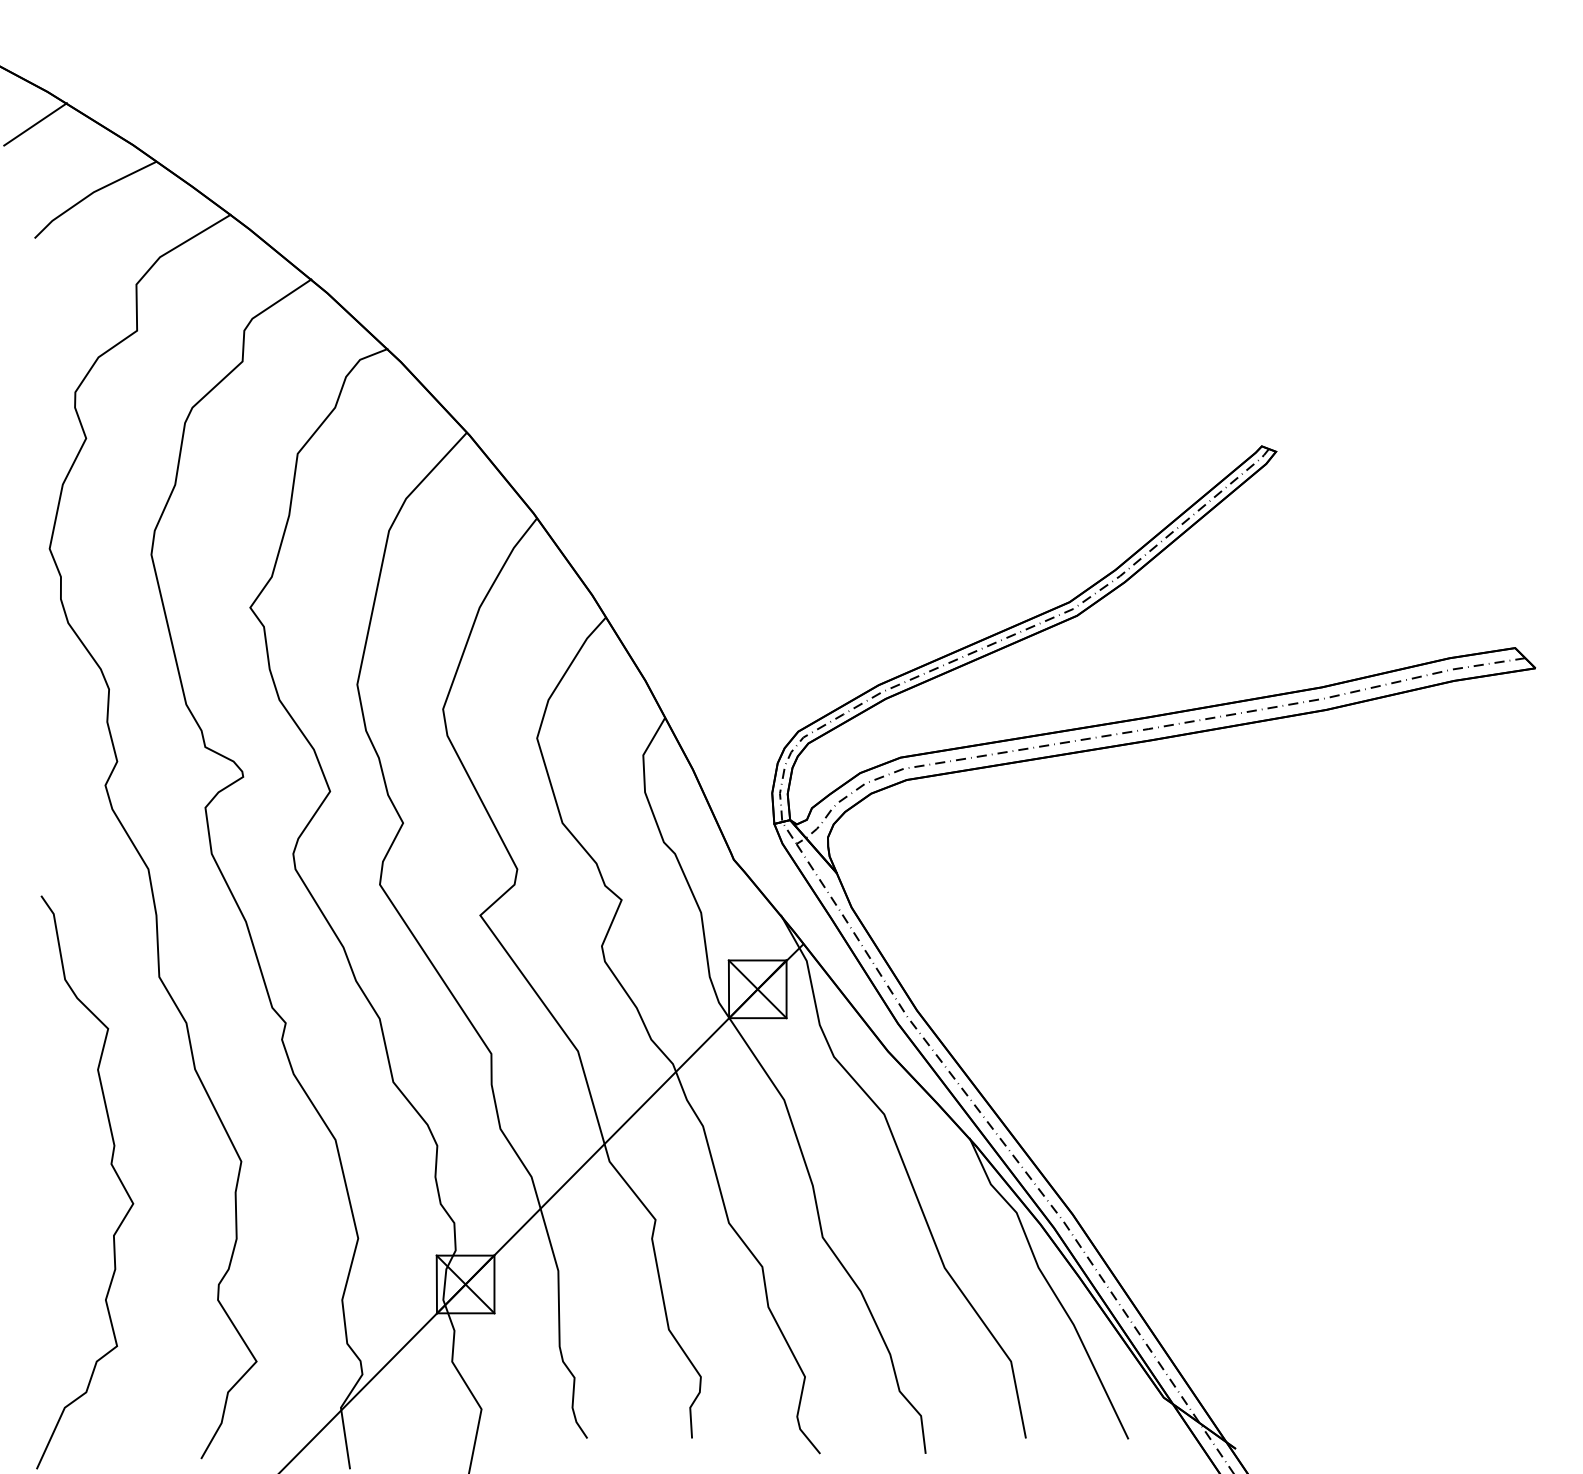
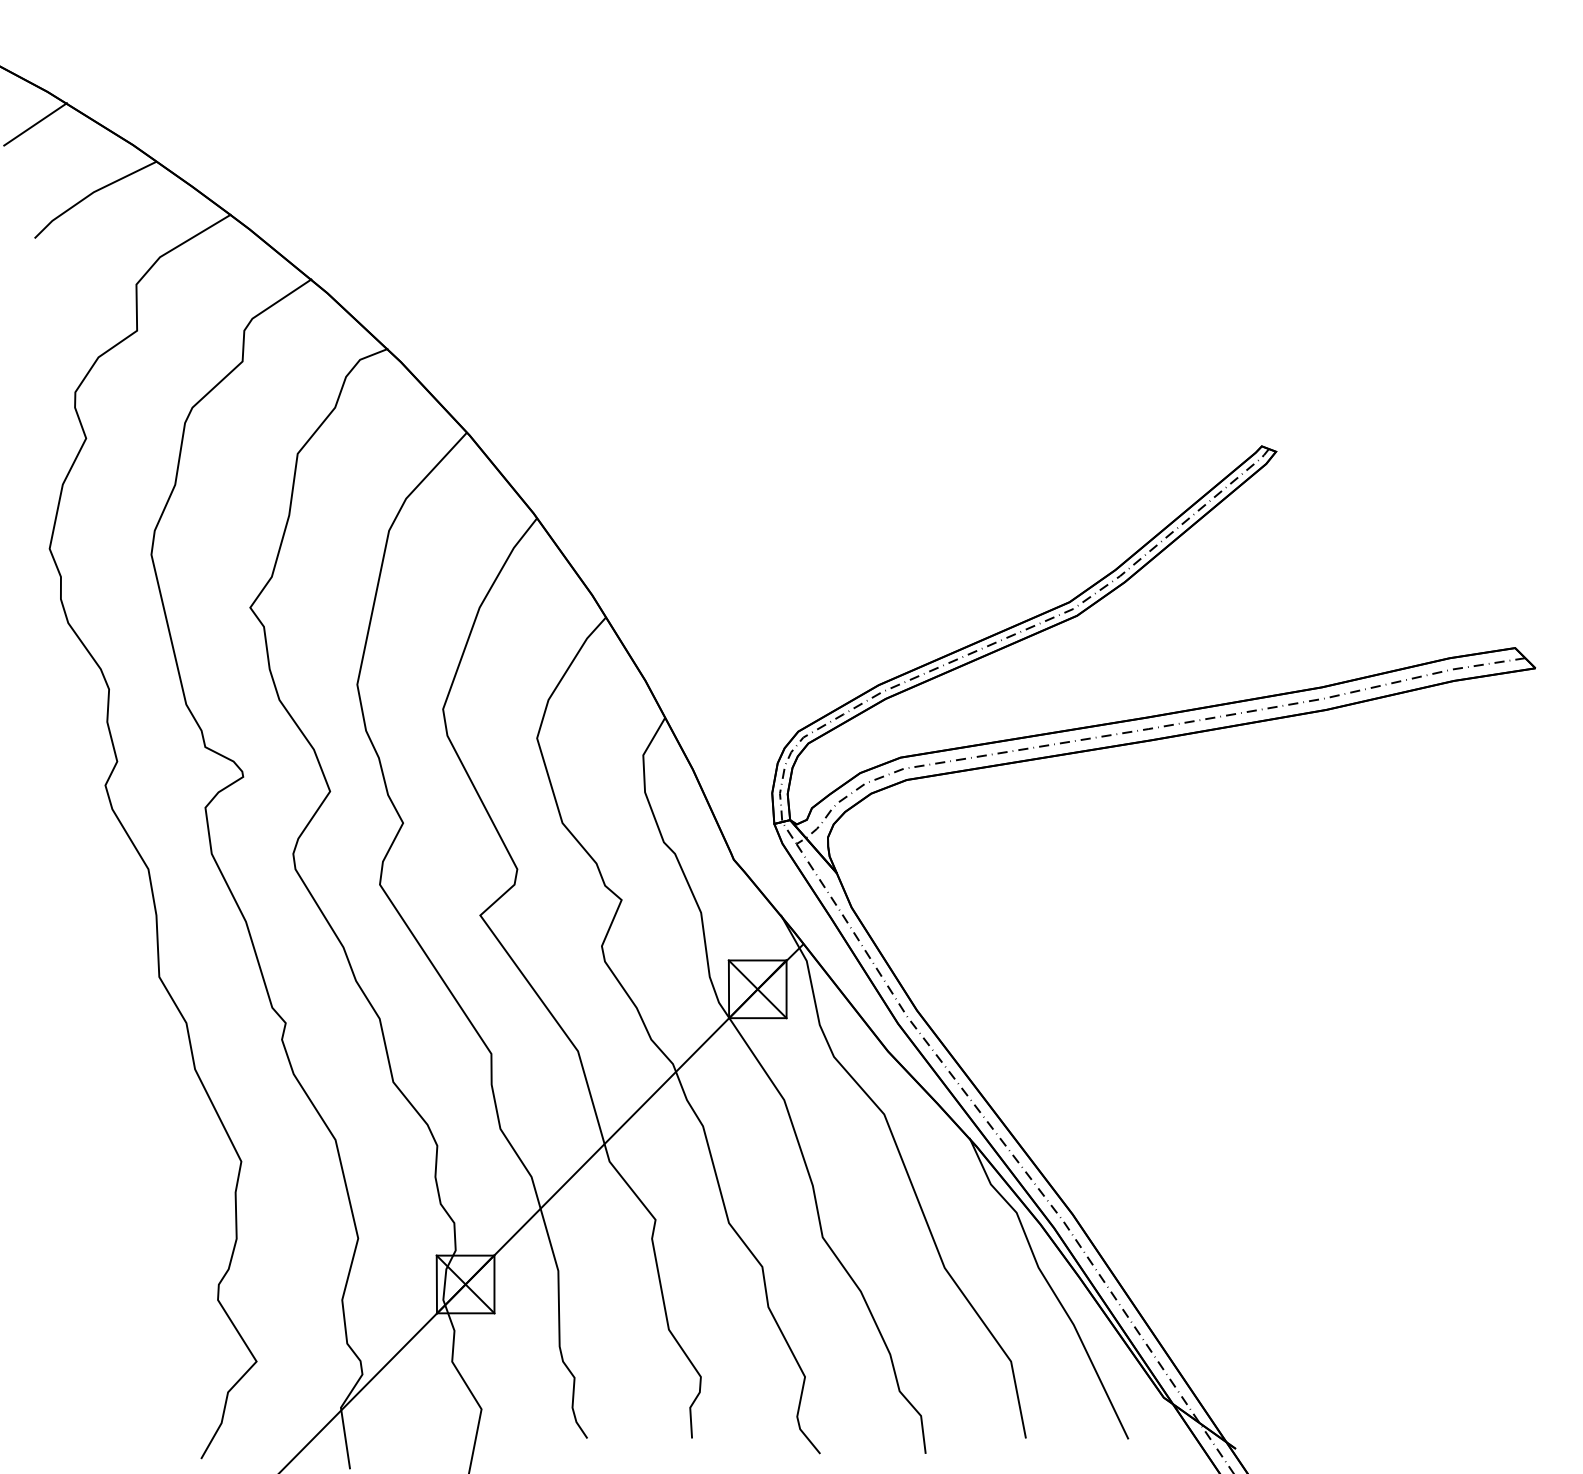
curve: present -> none (112, 1168)
